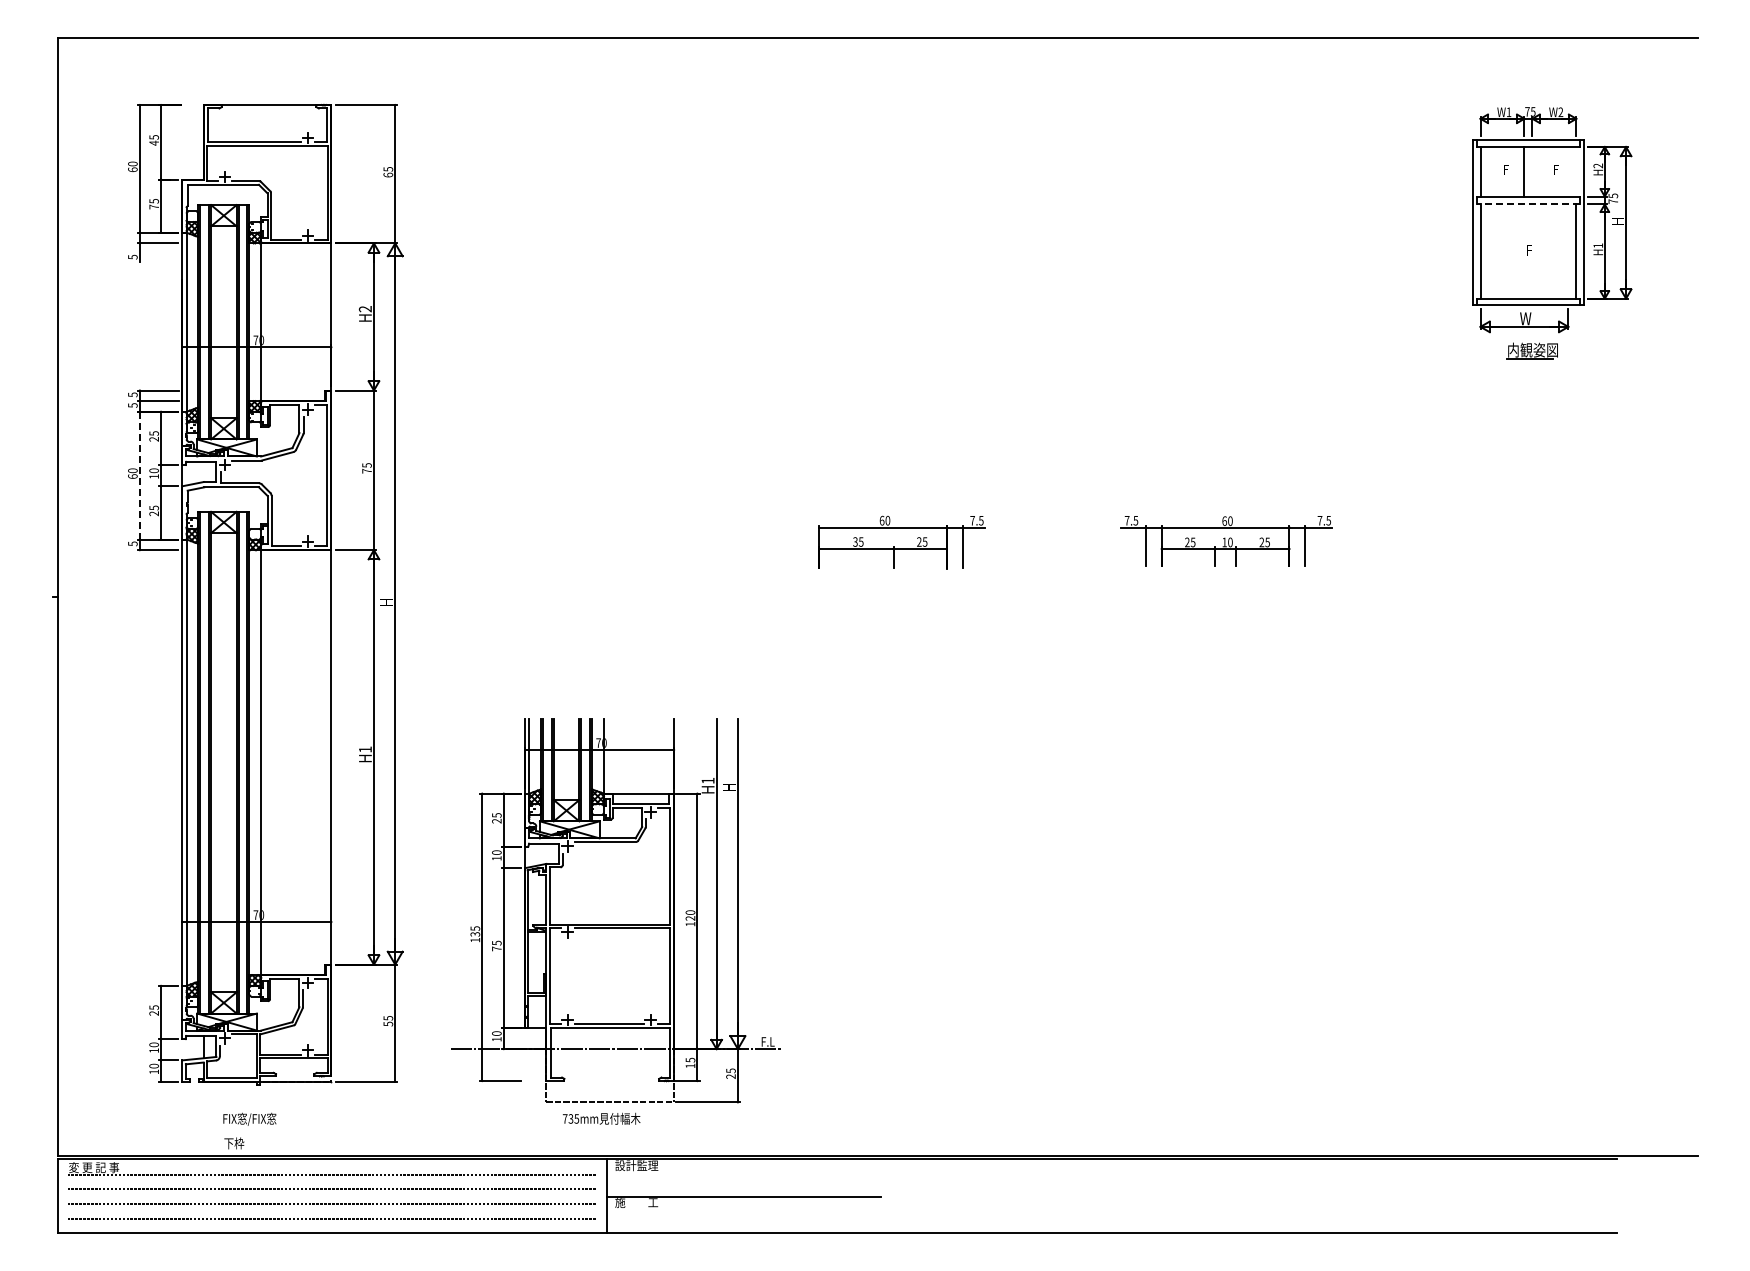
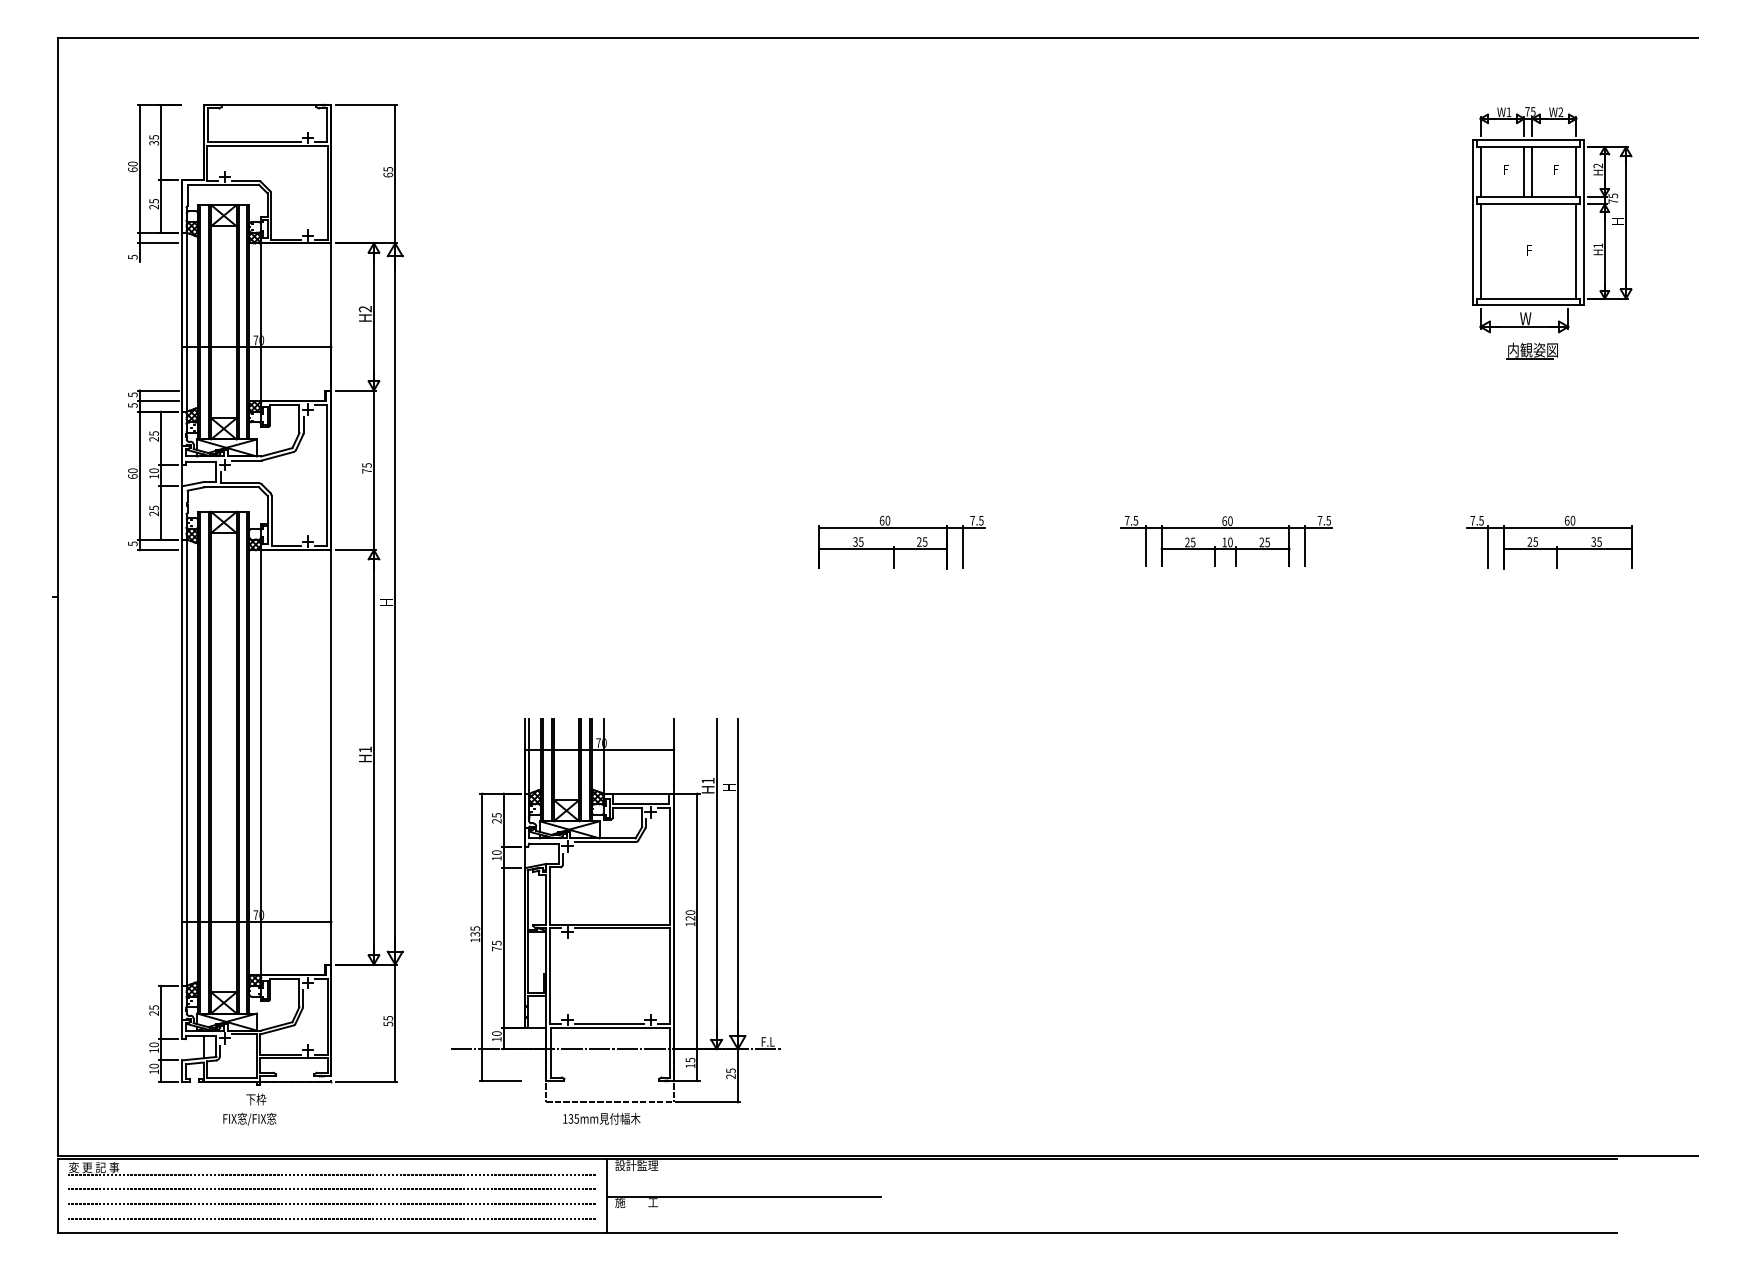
text: 45 -> 35 (154, 142)
line: none -> present (1532, 171)
line: none -> present (1576, 171)
line: dashed -> solid (1527, 204)
text: 75 -> 25 (153, 206)
line: dashed -> solid (139, 475)
part: none -> present (1549, 542)
text: 735mm -> 135mm (564, 1118)
text position: (234, 1143) -> (256, 1099) (256, 1099)
